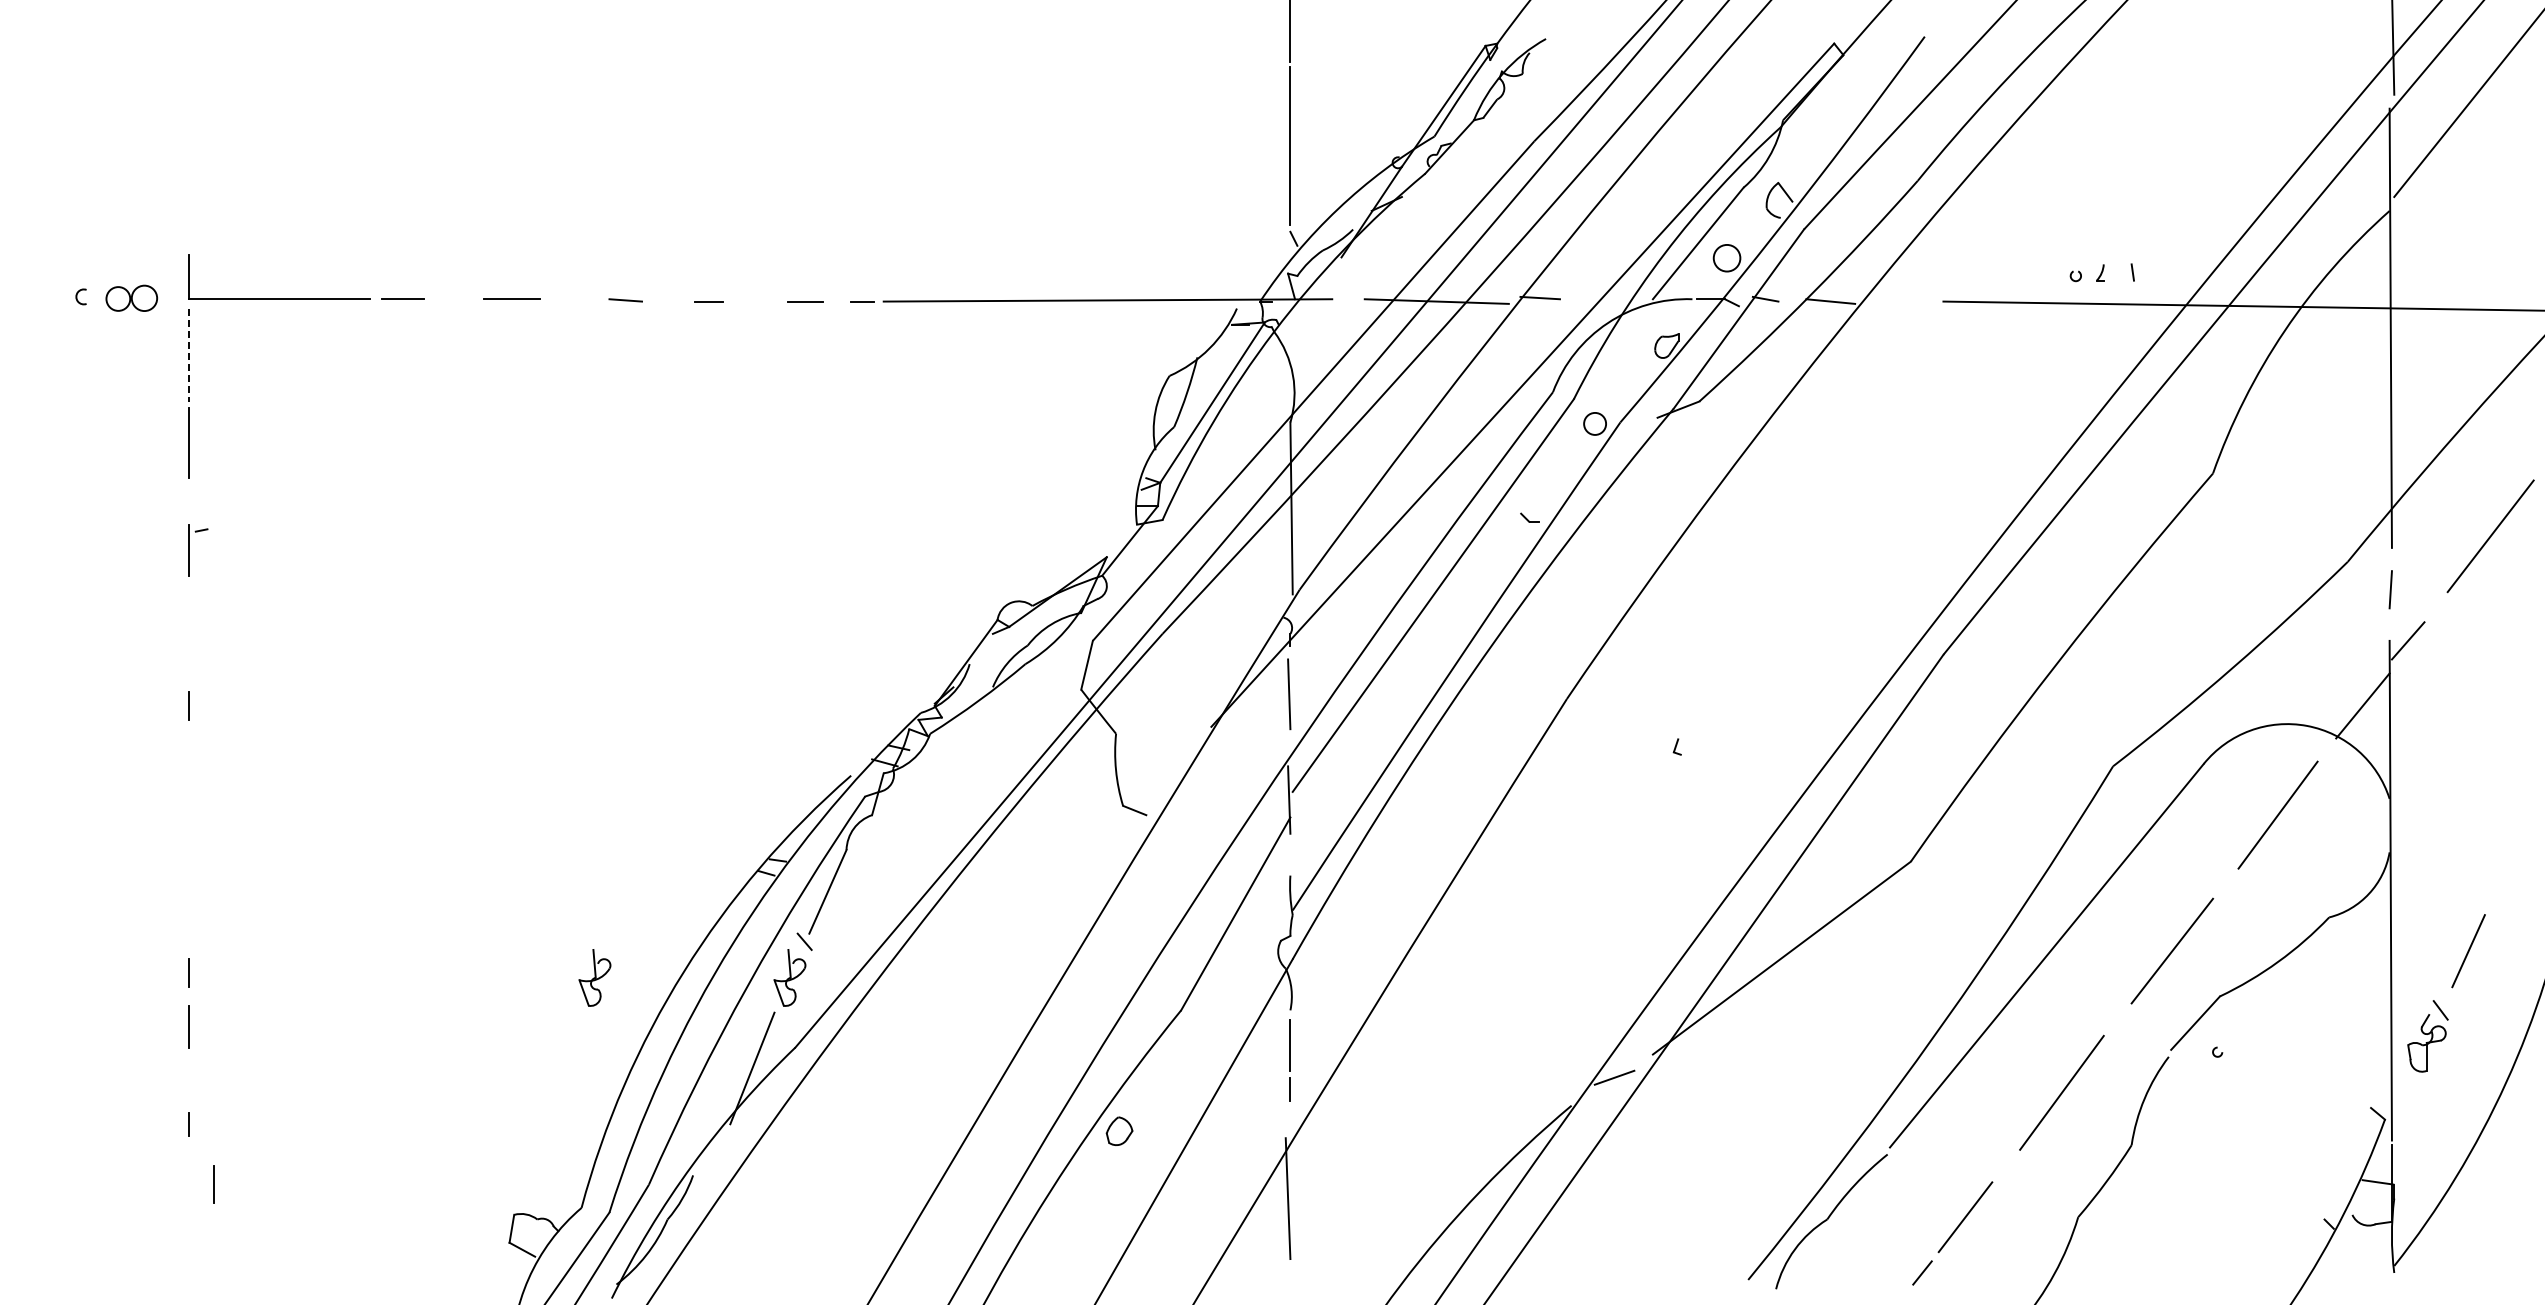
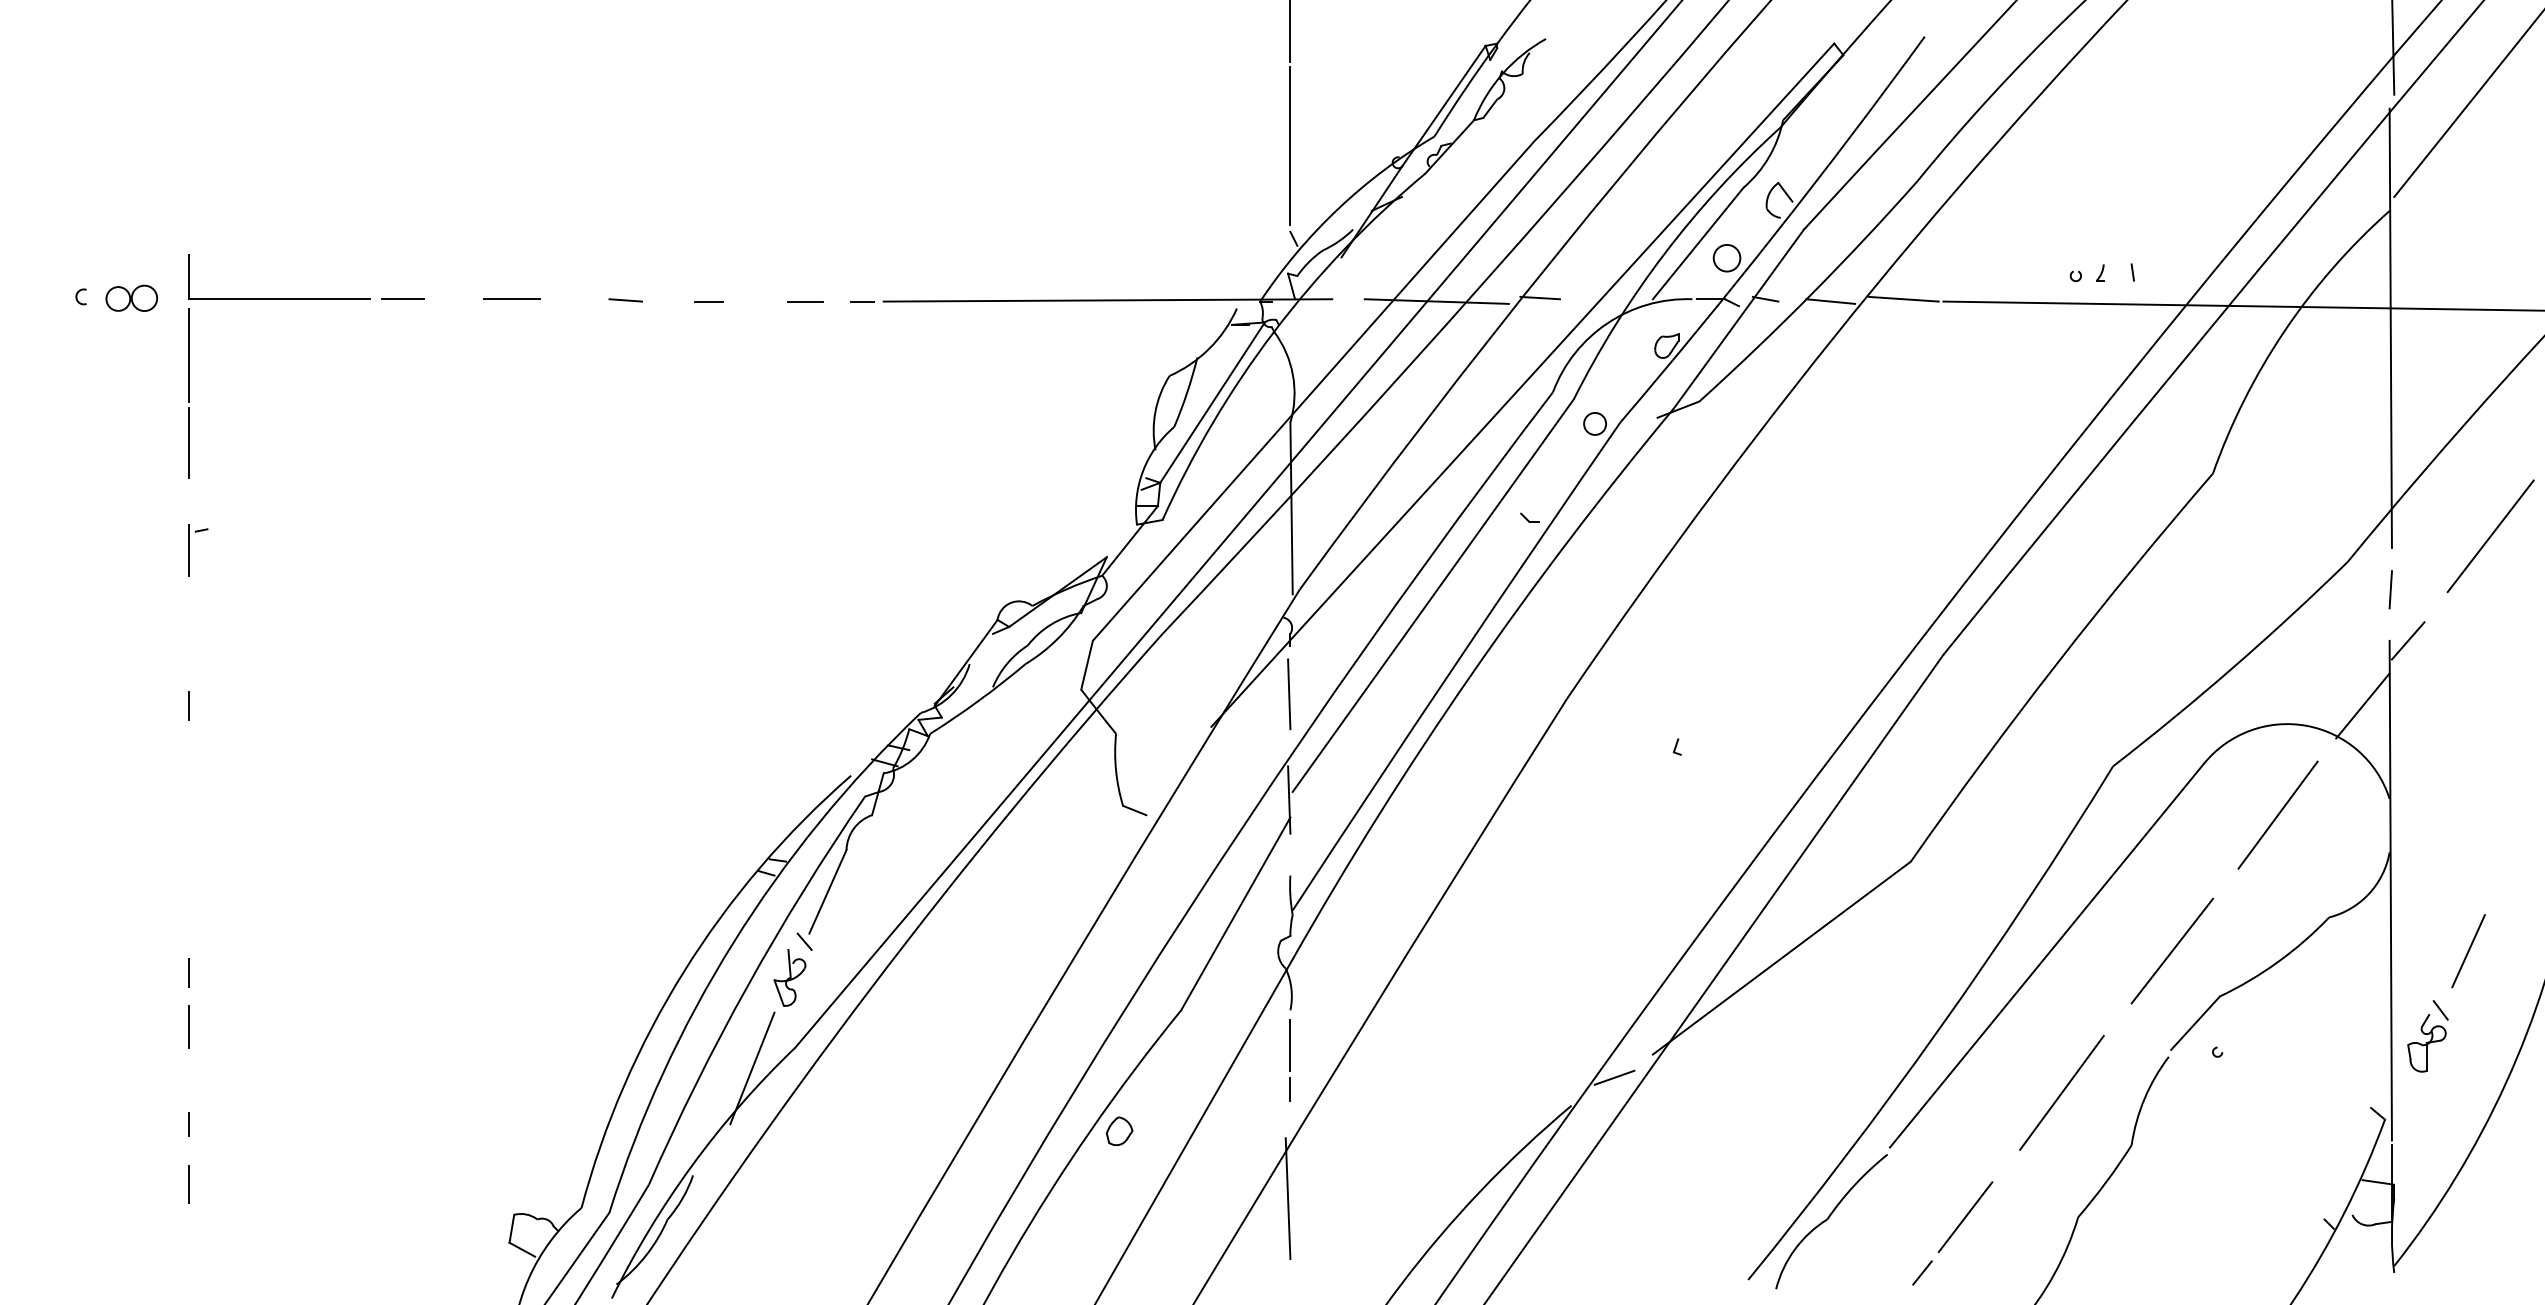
line: none -> present (1903, 298)
line: dashed -> solid (188, 355)
part: present -> none (594, 977)
line position: (213, 1184) -> (188, 1184) (188, 1184)
